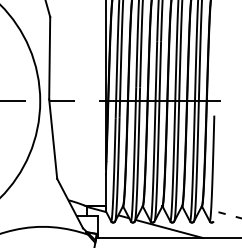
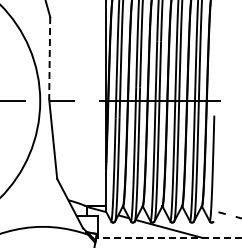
line: solid -> dashed (49, 58)
line: solid -> dashed (169, 238)
